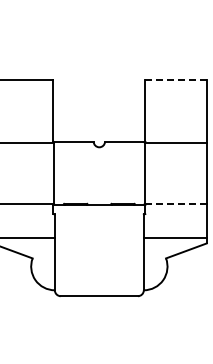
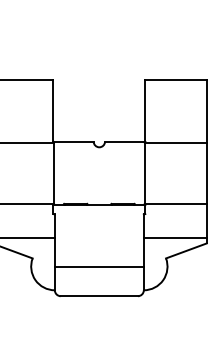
line: dashed -> solid (176, 79)
line: dashed -> solid (176, 204)
line: none -> present (98, 266)
